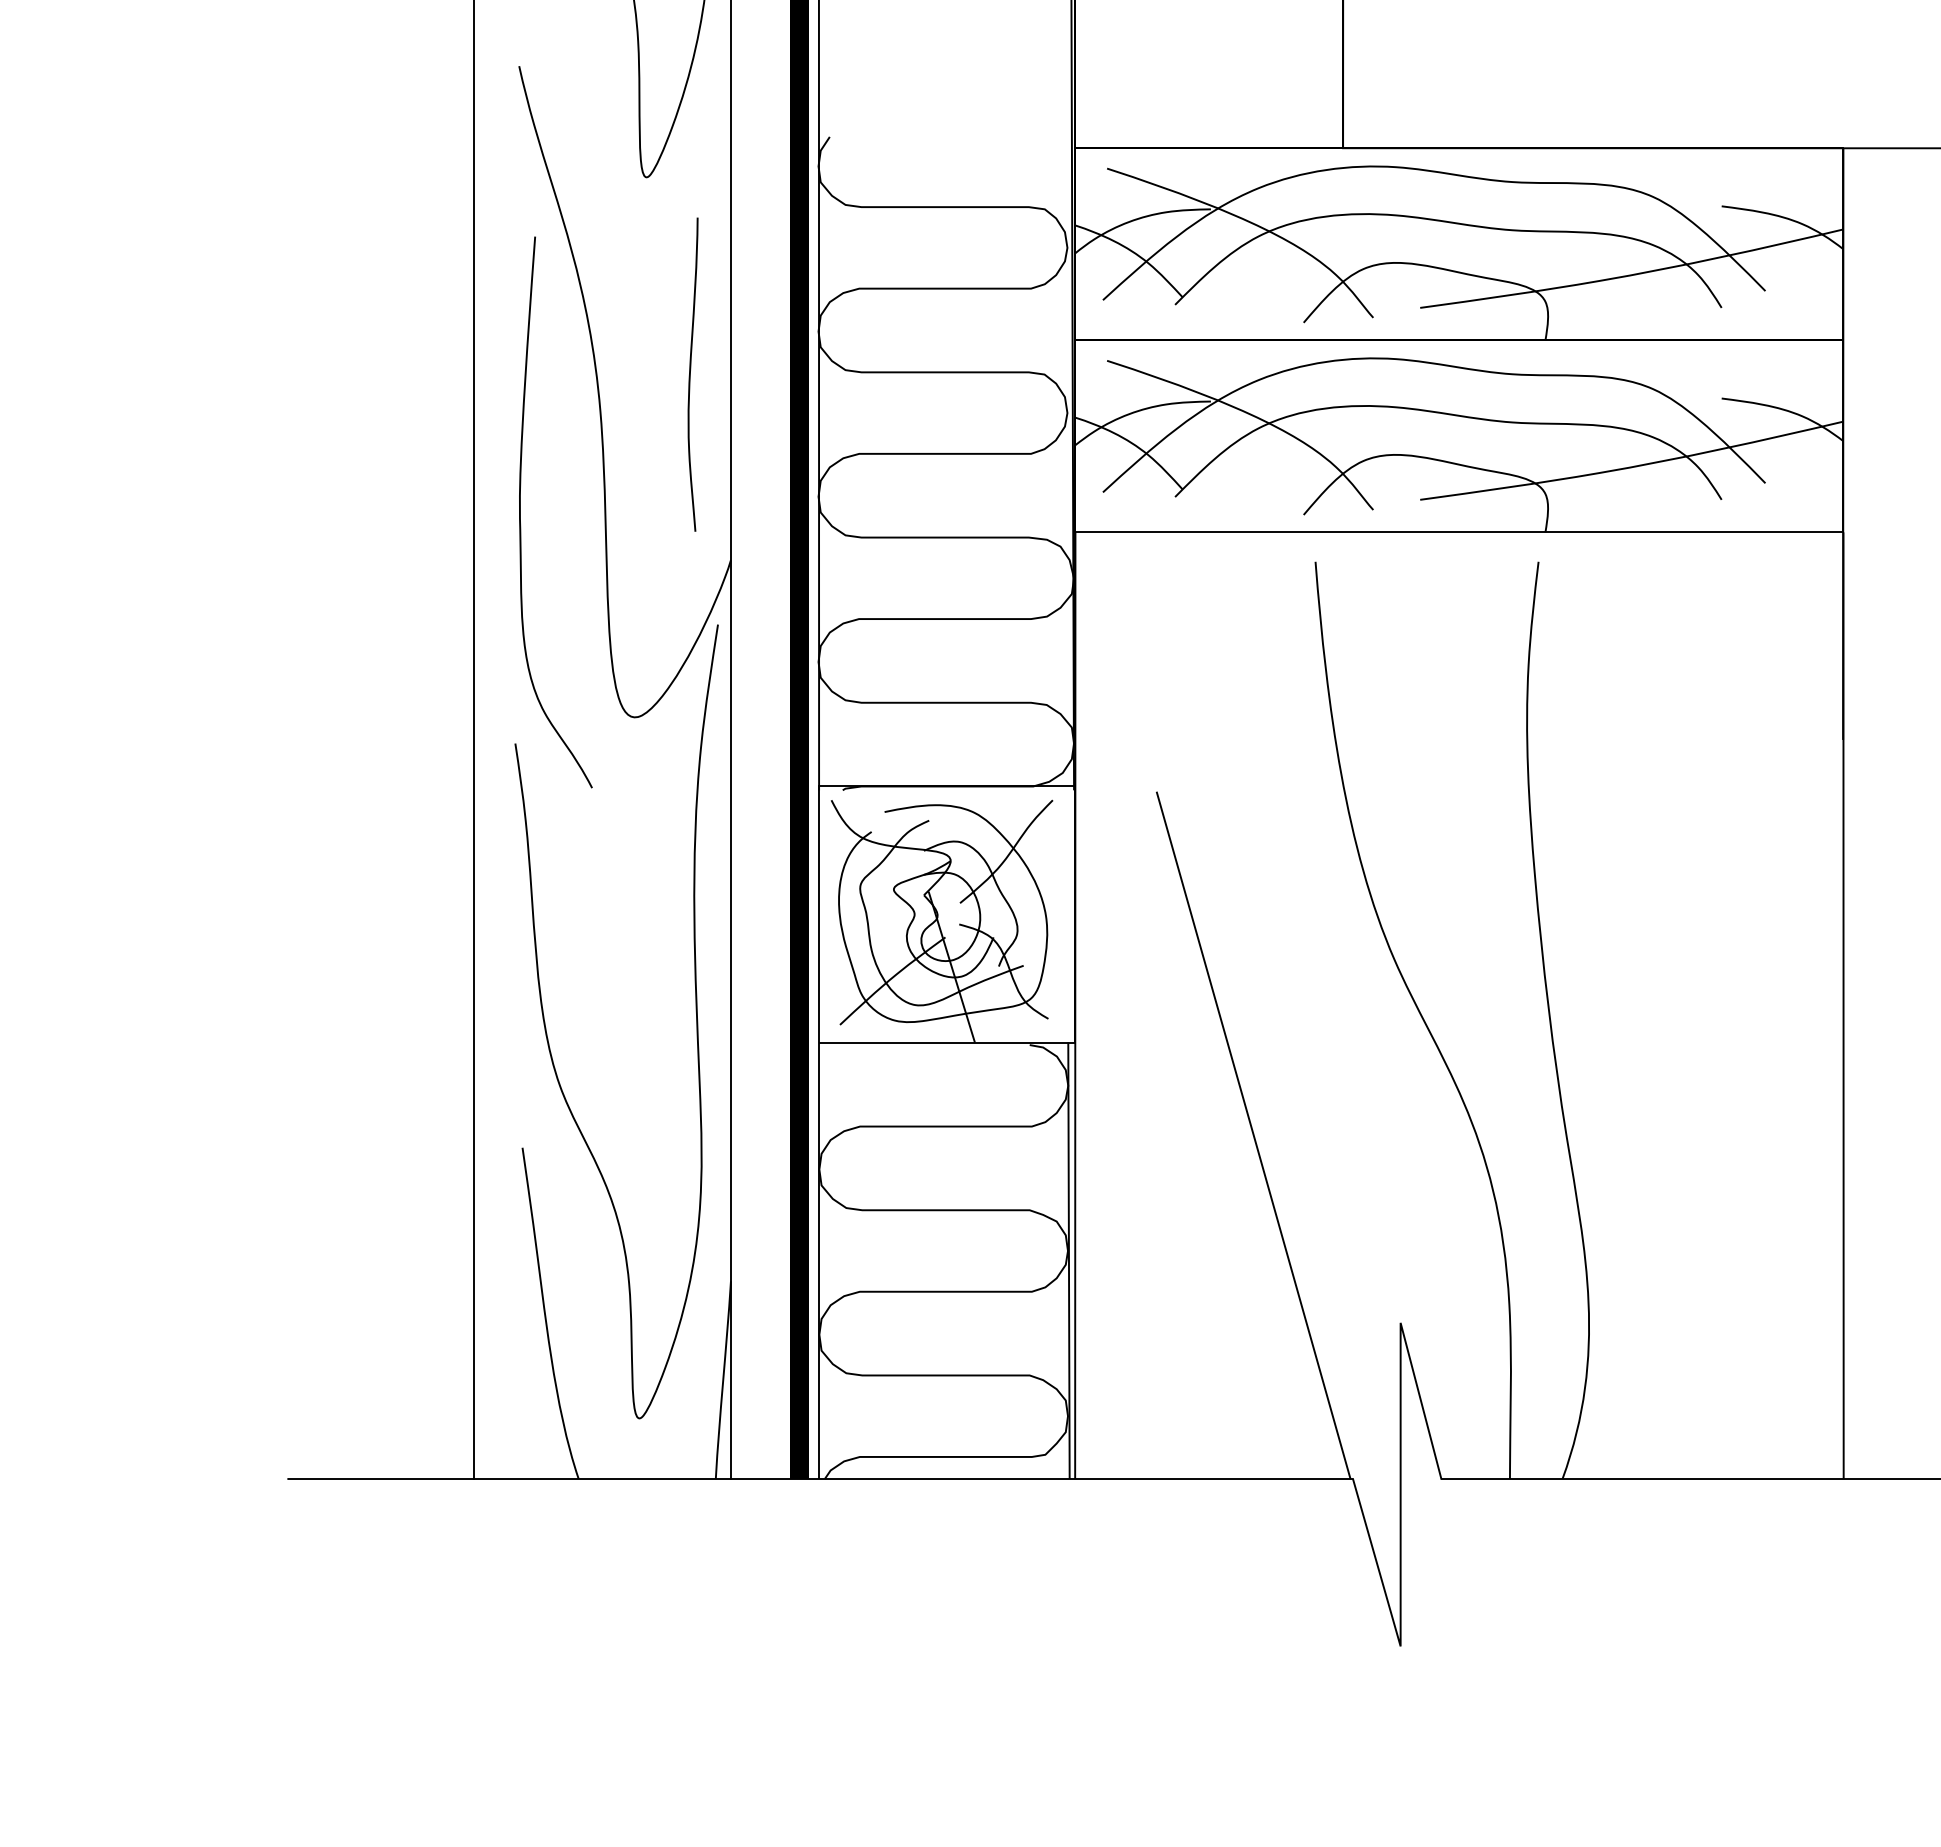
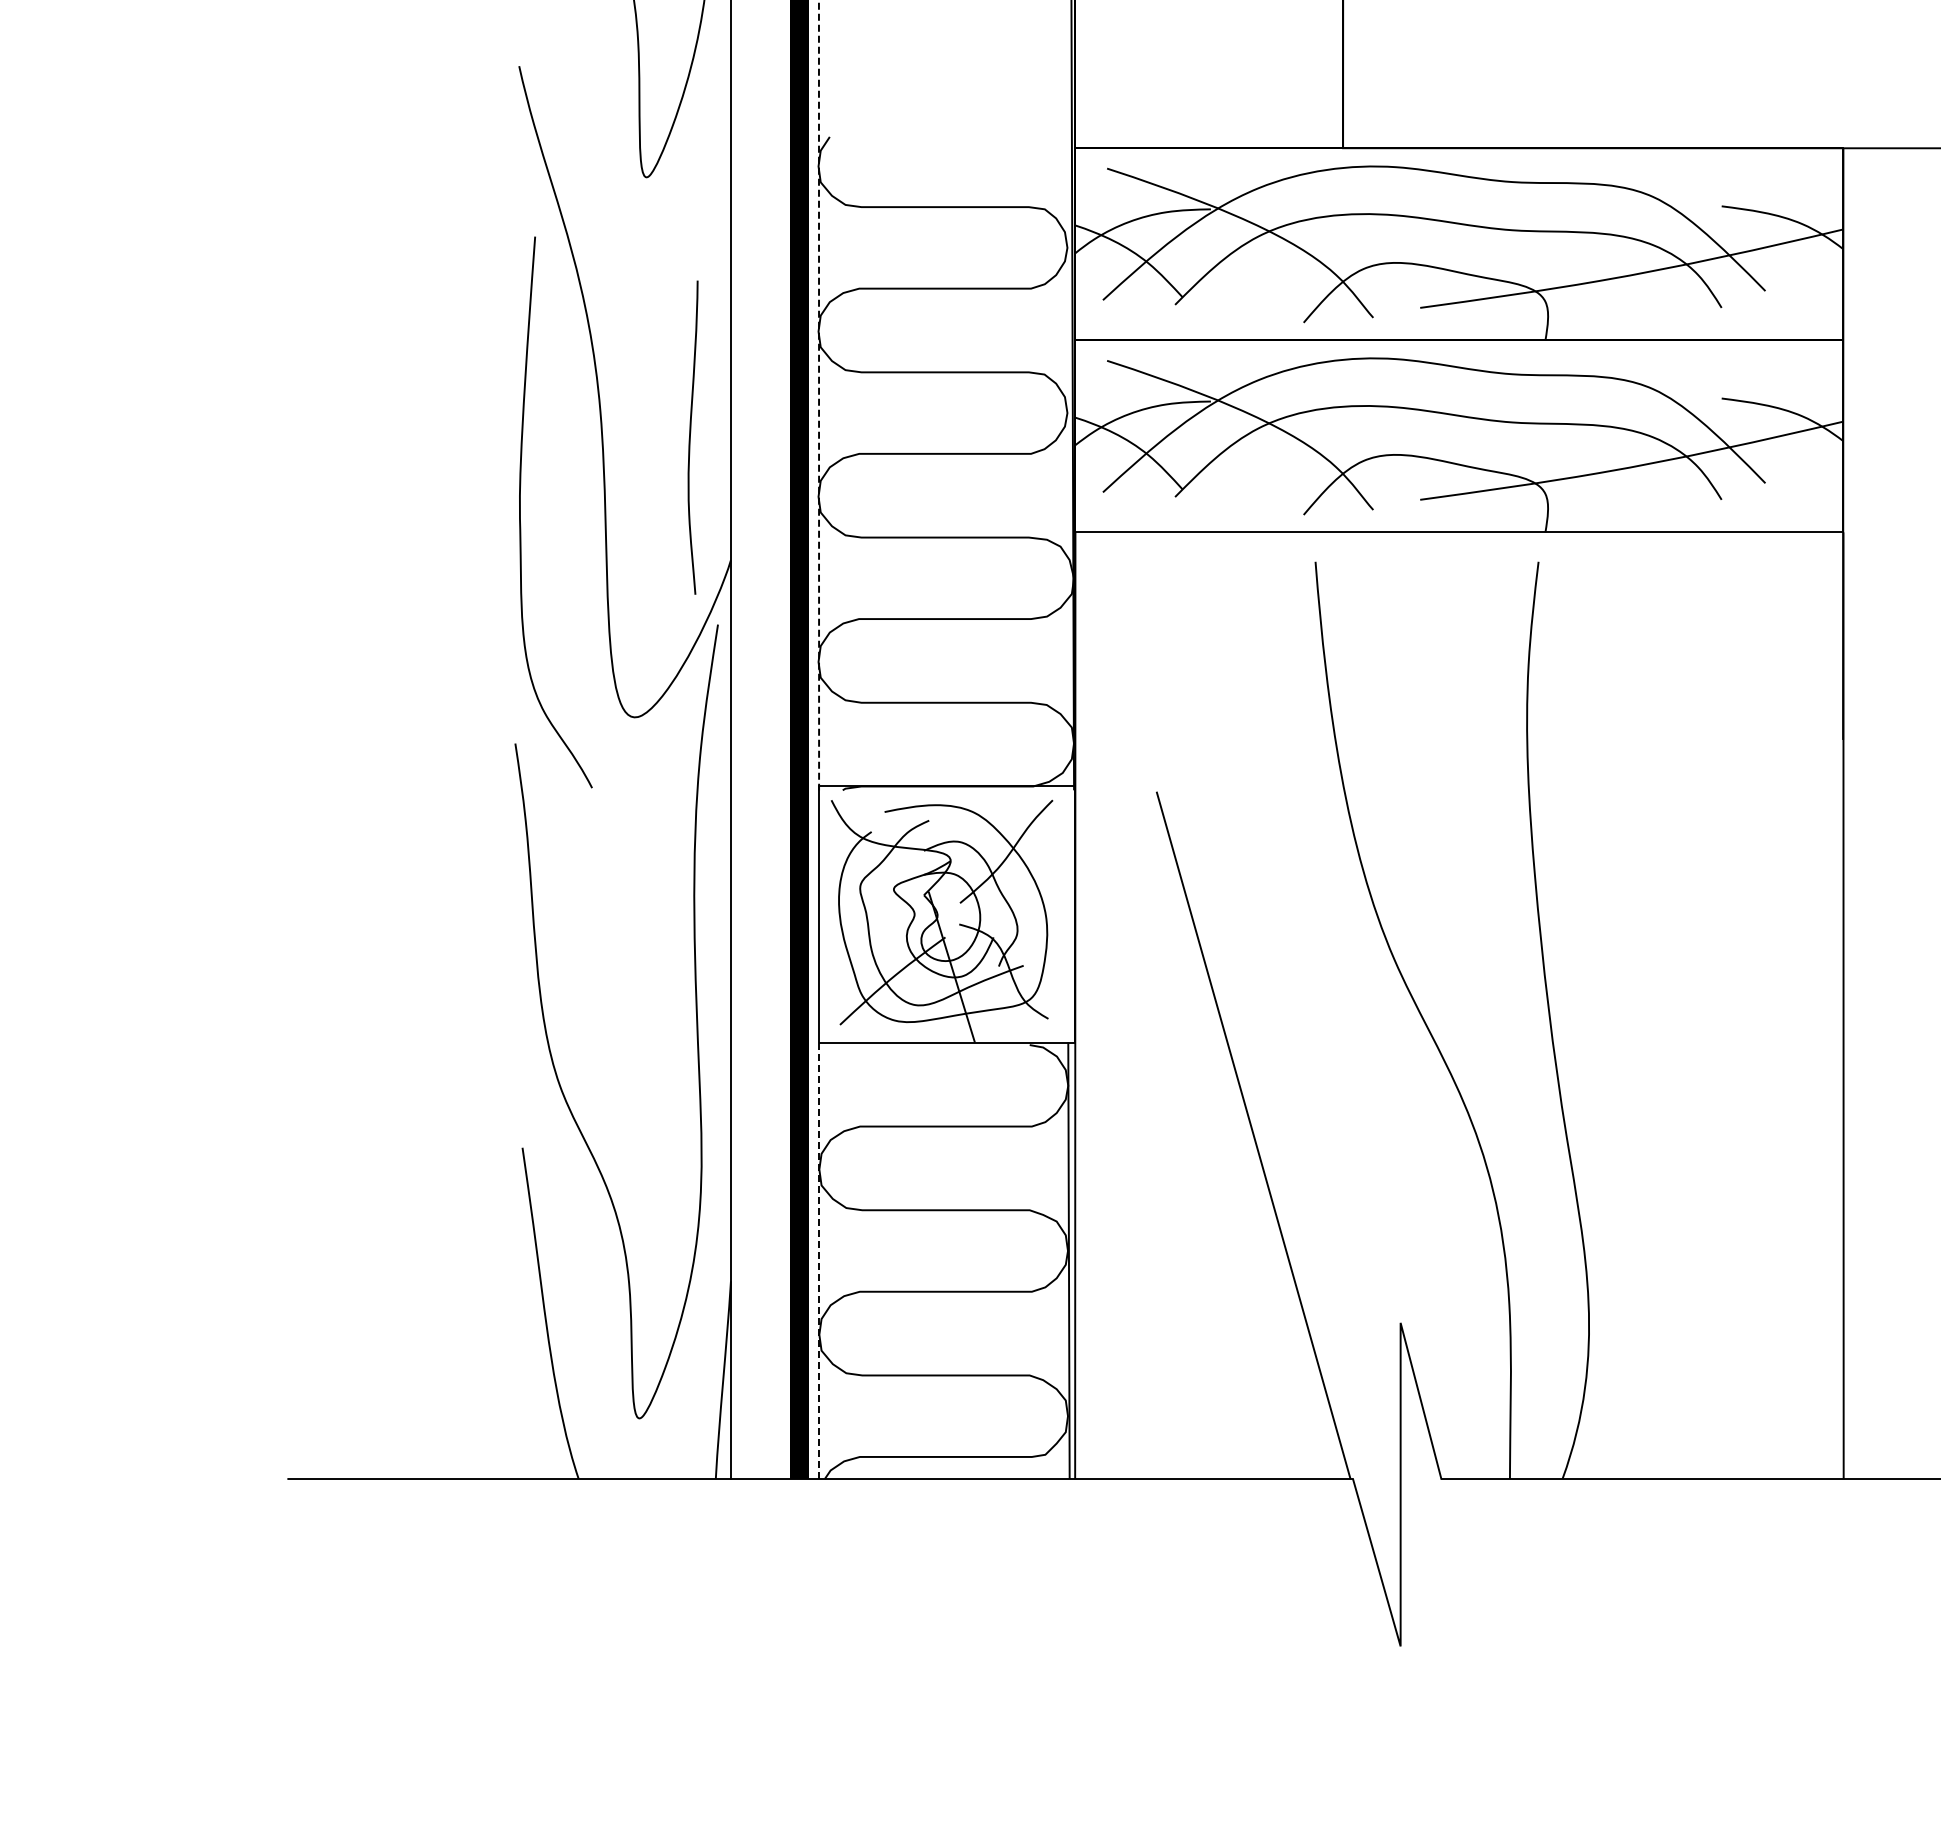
curve position: (690, 374) -> (690, 437) (690, 437)
line: solid -> dashed (819, 395)
line: present -> none (473, 740)
line: solid -> dashed (819, 1261)
